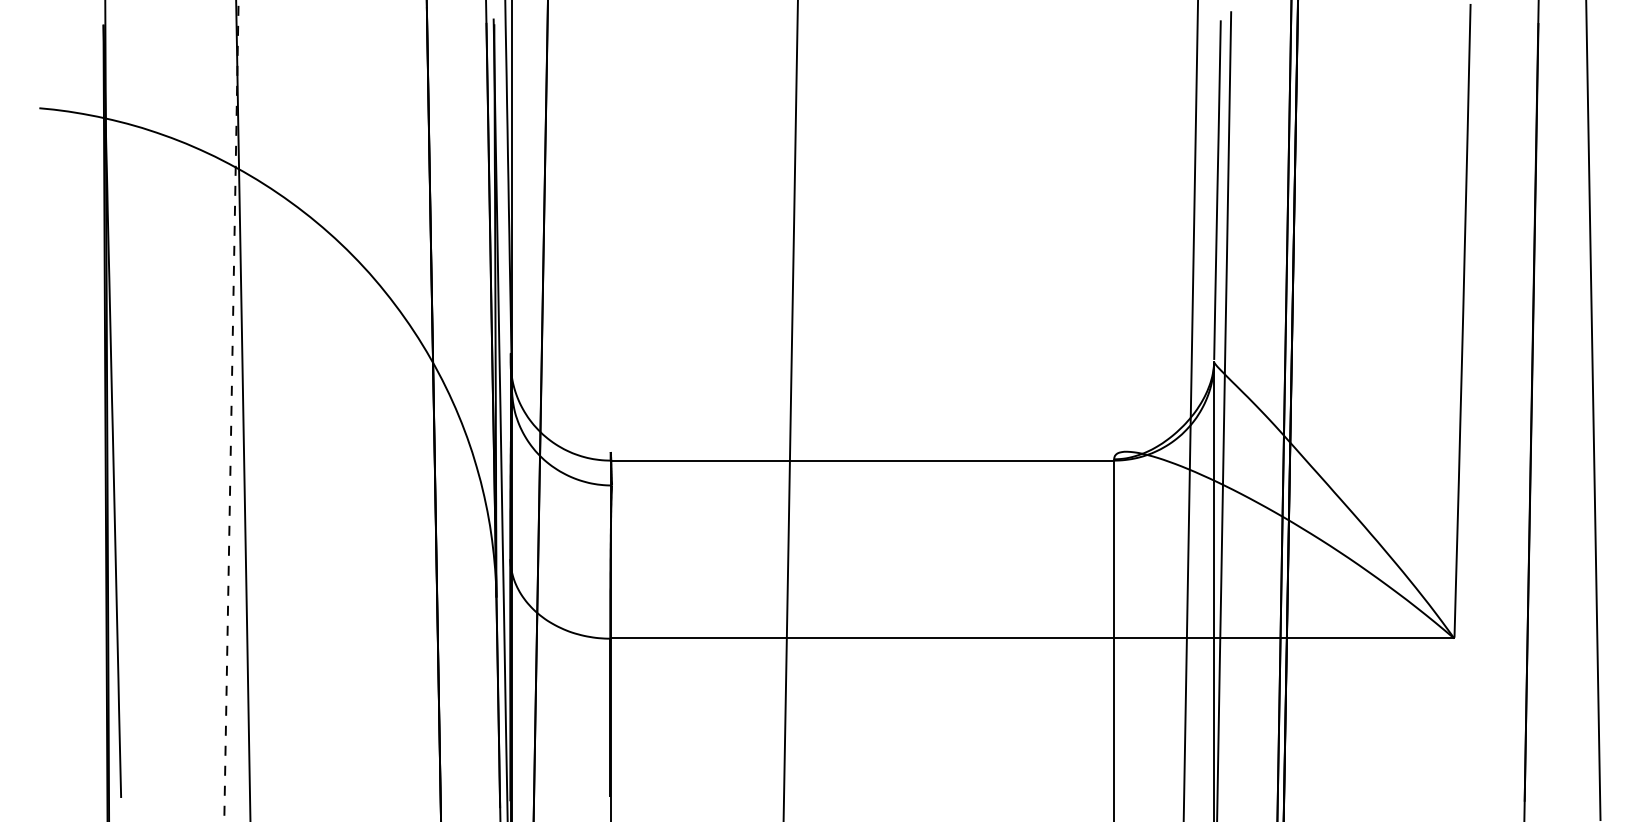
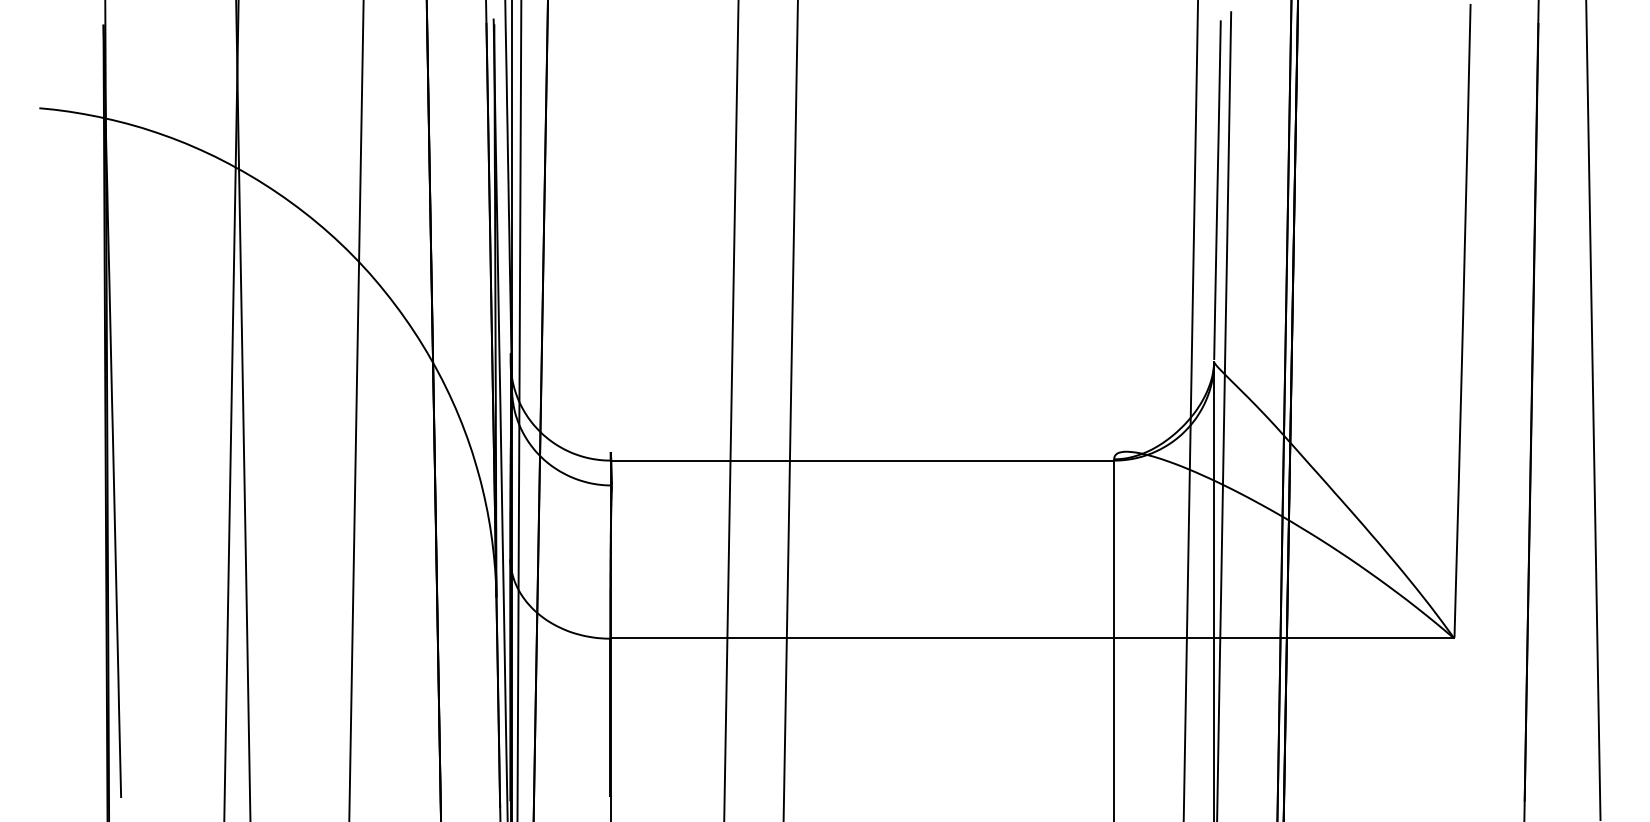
line: none -> present (356, 410)
line: none -> present (519, 410)
line: none -> present (731, 410)
line: dashed -> solid (231, 411)
